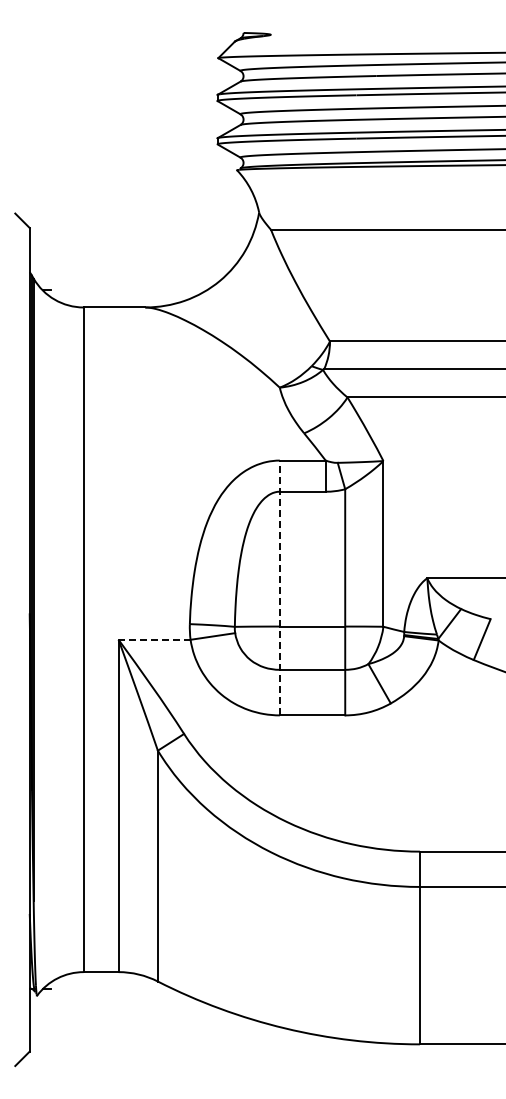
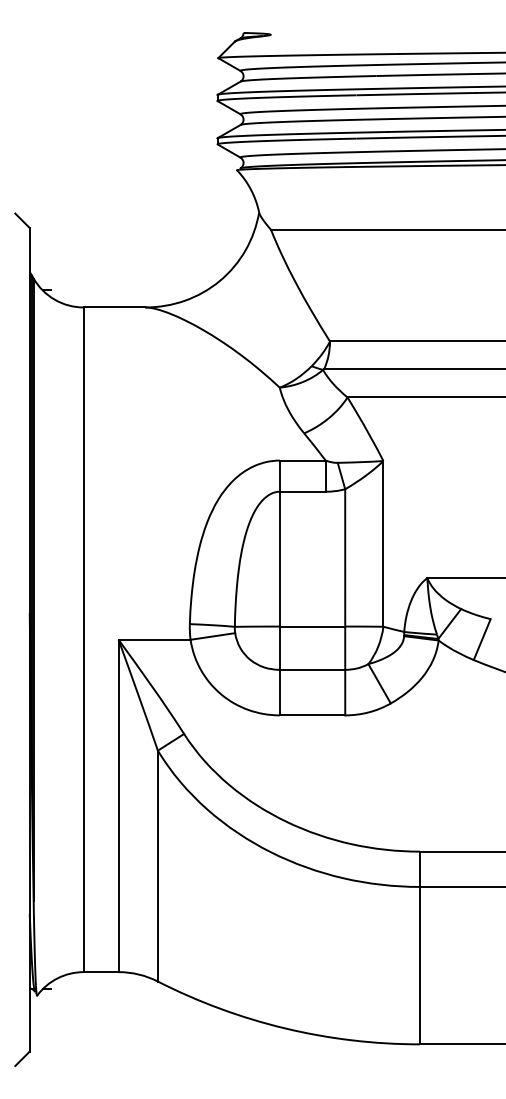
line: dashed -> solid (279, 587)
line: dashed -> solid (154, 639)
